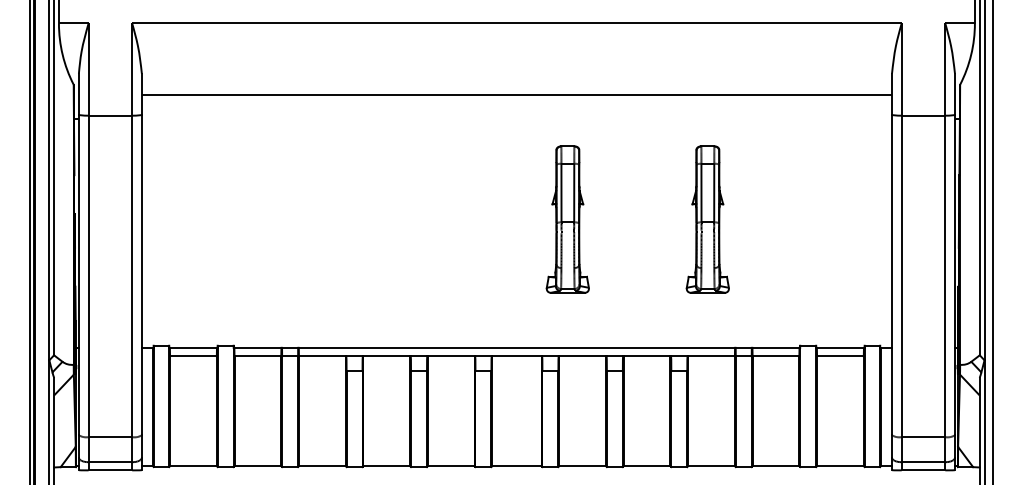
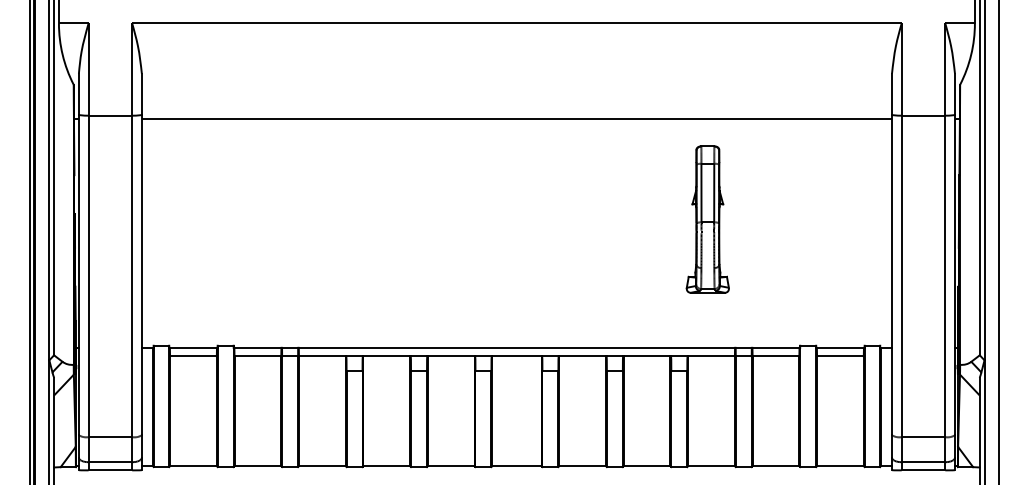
line position: (516, 95) -> (516, 119) (516, 119)
part: present -> none (567, 219)
line position: (993, 241) -> (999, 241) (999, 241)
